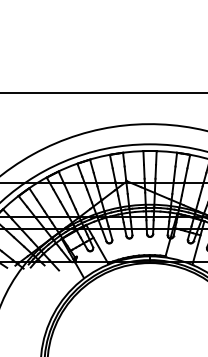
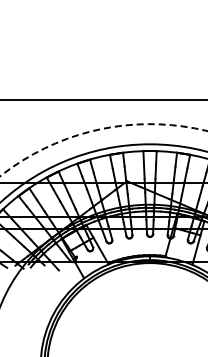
line position: (103, 93) -> (103, 100) (103, 100)
arc: solid -> dashed (97, 129)
